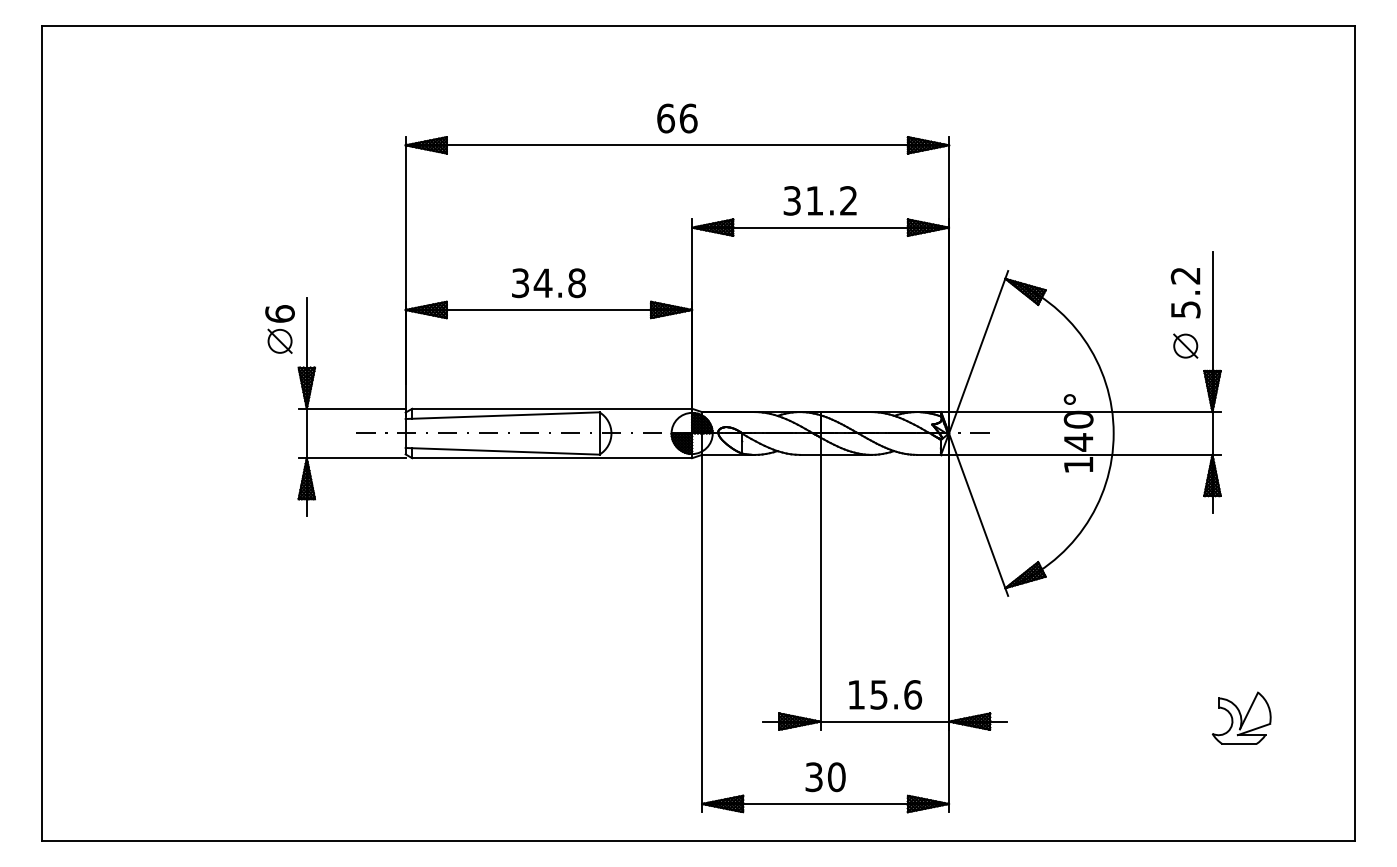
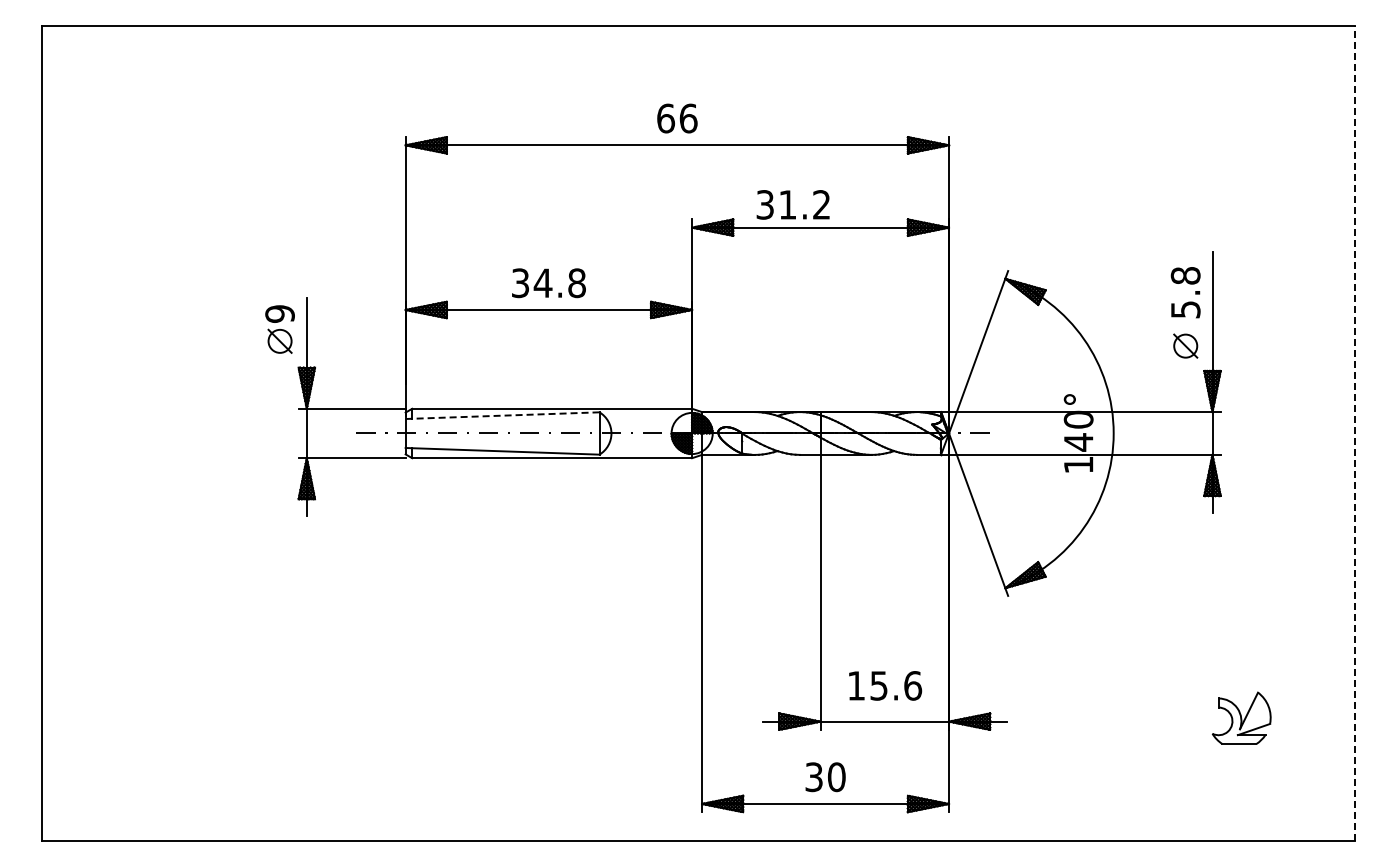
text position: (819, 200) -> (792, 204) (792, 204)
text: 5.2 -> 5.8 (1185, 275)
text: 6 -> 9 (279, 313)
line: solid -> dashed (503, 415)
line: solid -> dashed (1355, 433)
text position: (885, 694) -> (885, 685) (885, 685)
